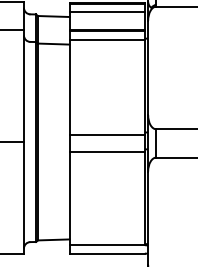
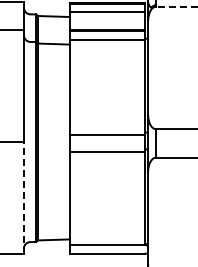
line: solid -> dashed (177, 6)
line: solid -> dashed (23, 197)
